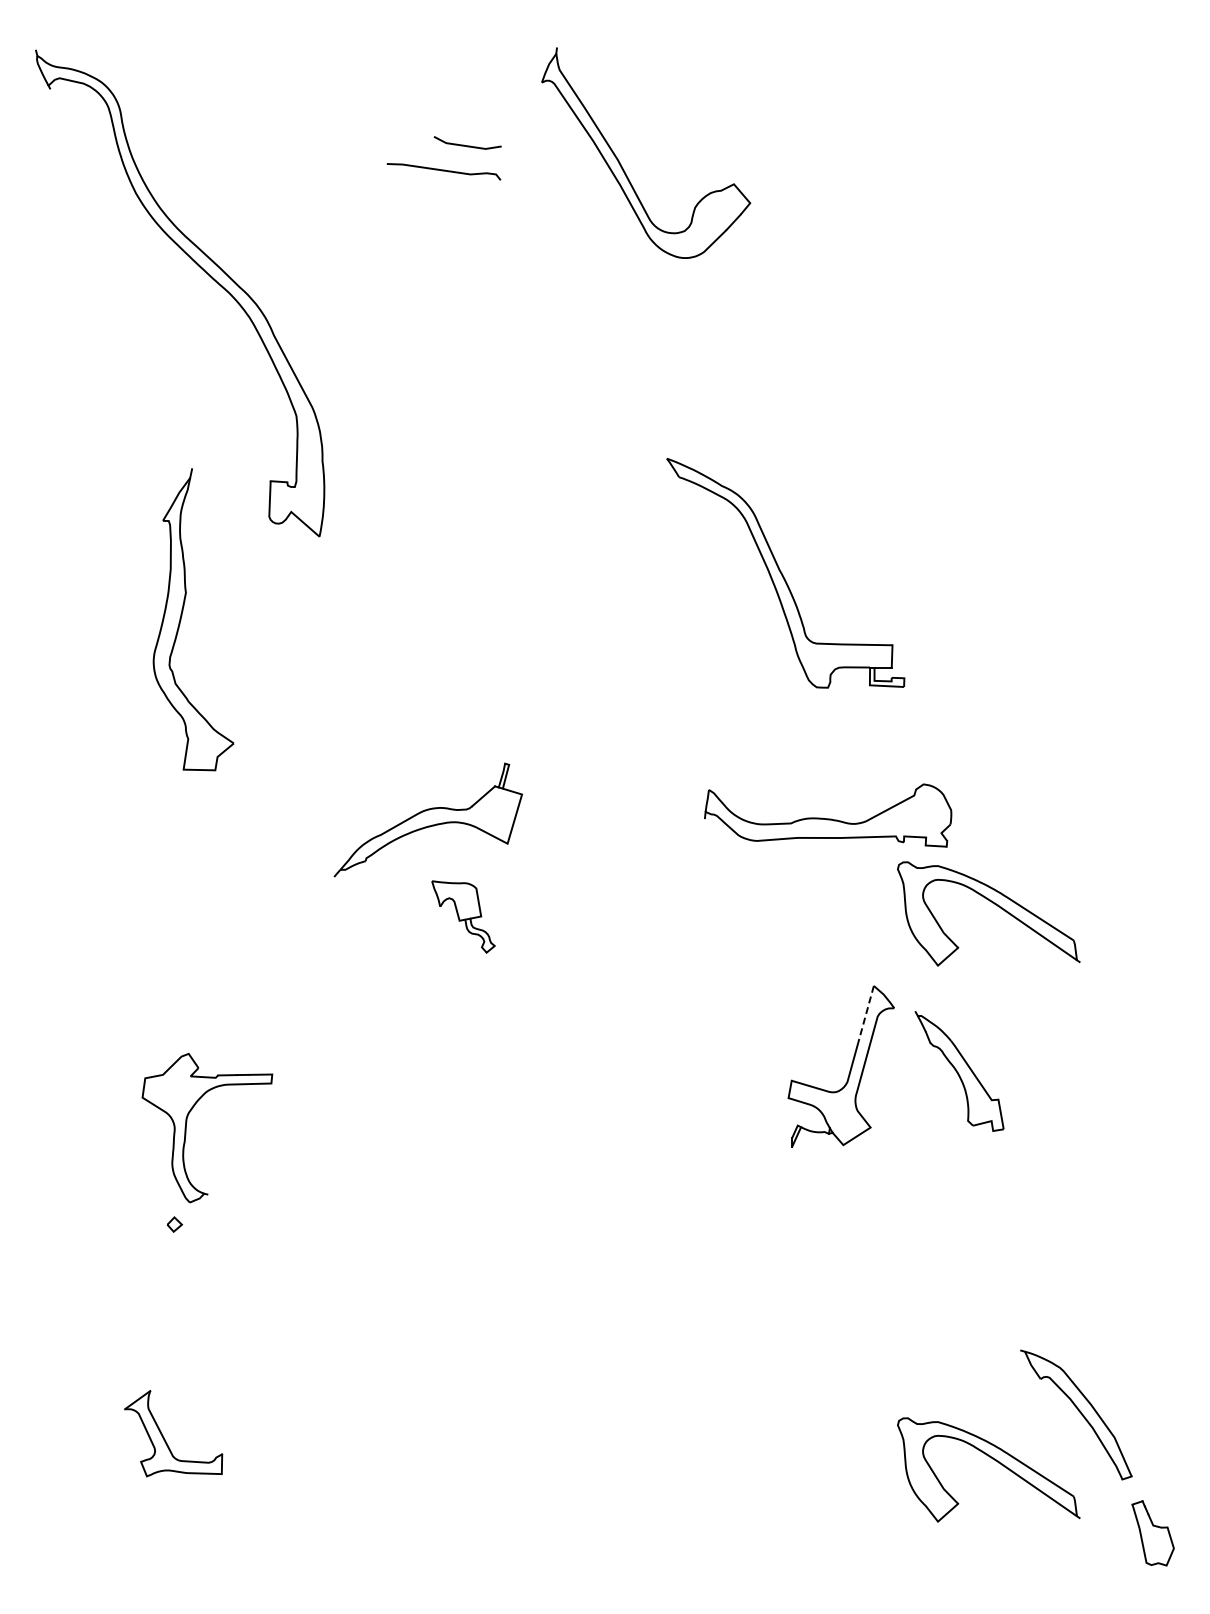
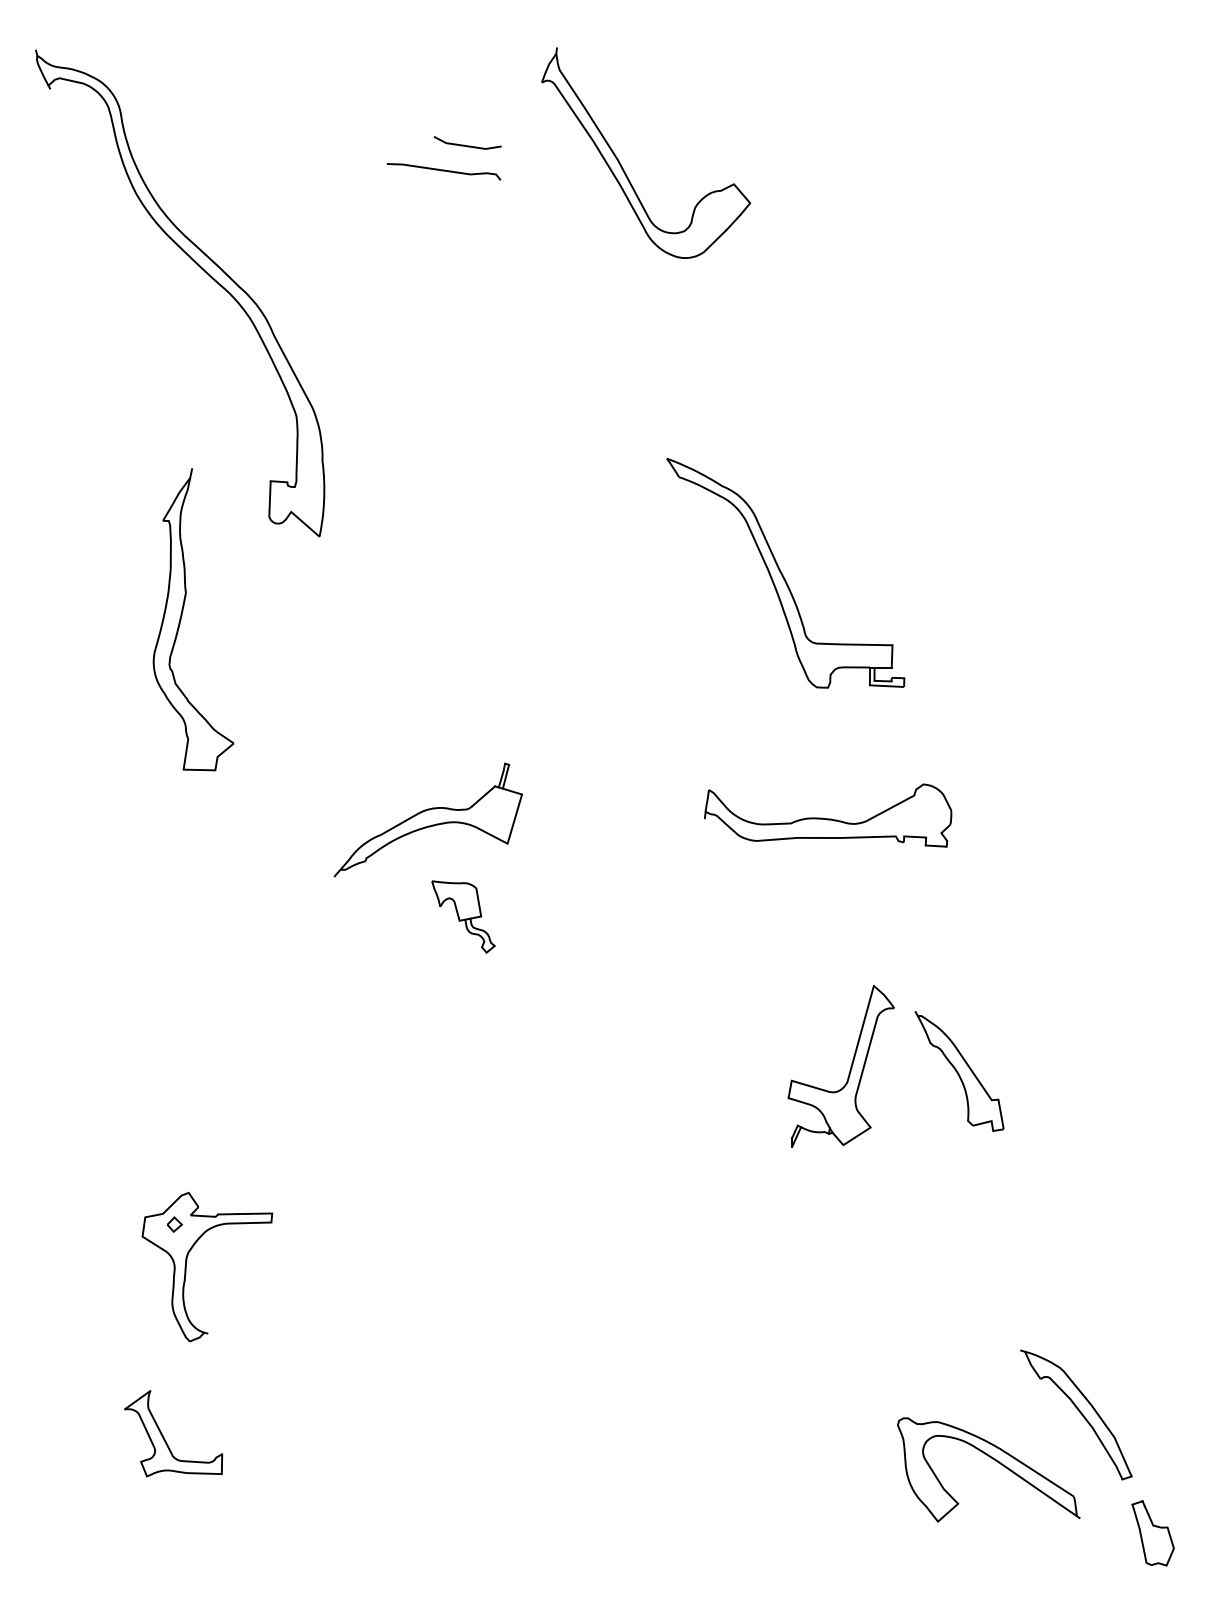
part: present -> none (995, 905)
line: dashed -> solid (866, 1014)
part position: (187, 1122) -> (187, 1261) (187, 1261)
